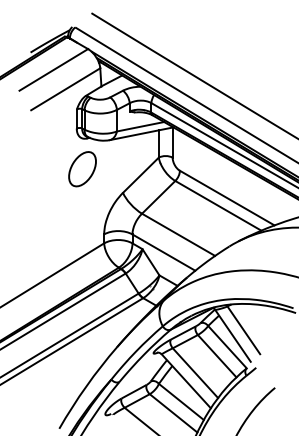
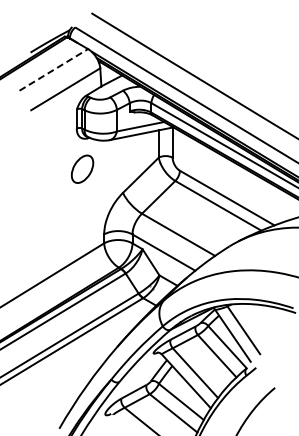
line: solid -> dashed (54, 69)
part size: 29x37 px -> 25x30 px (82, 168)
